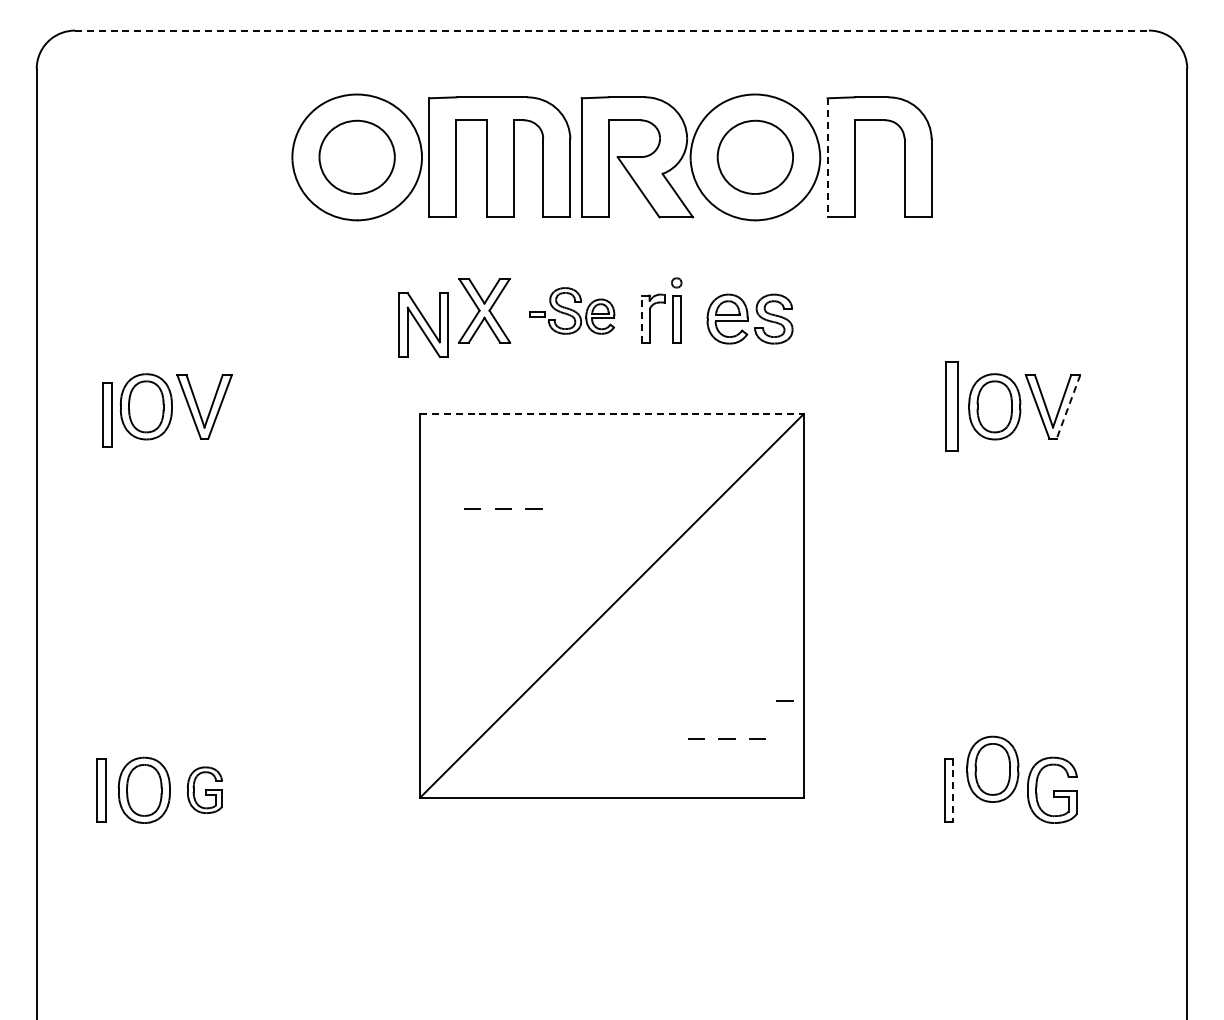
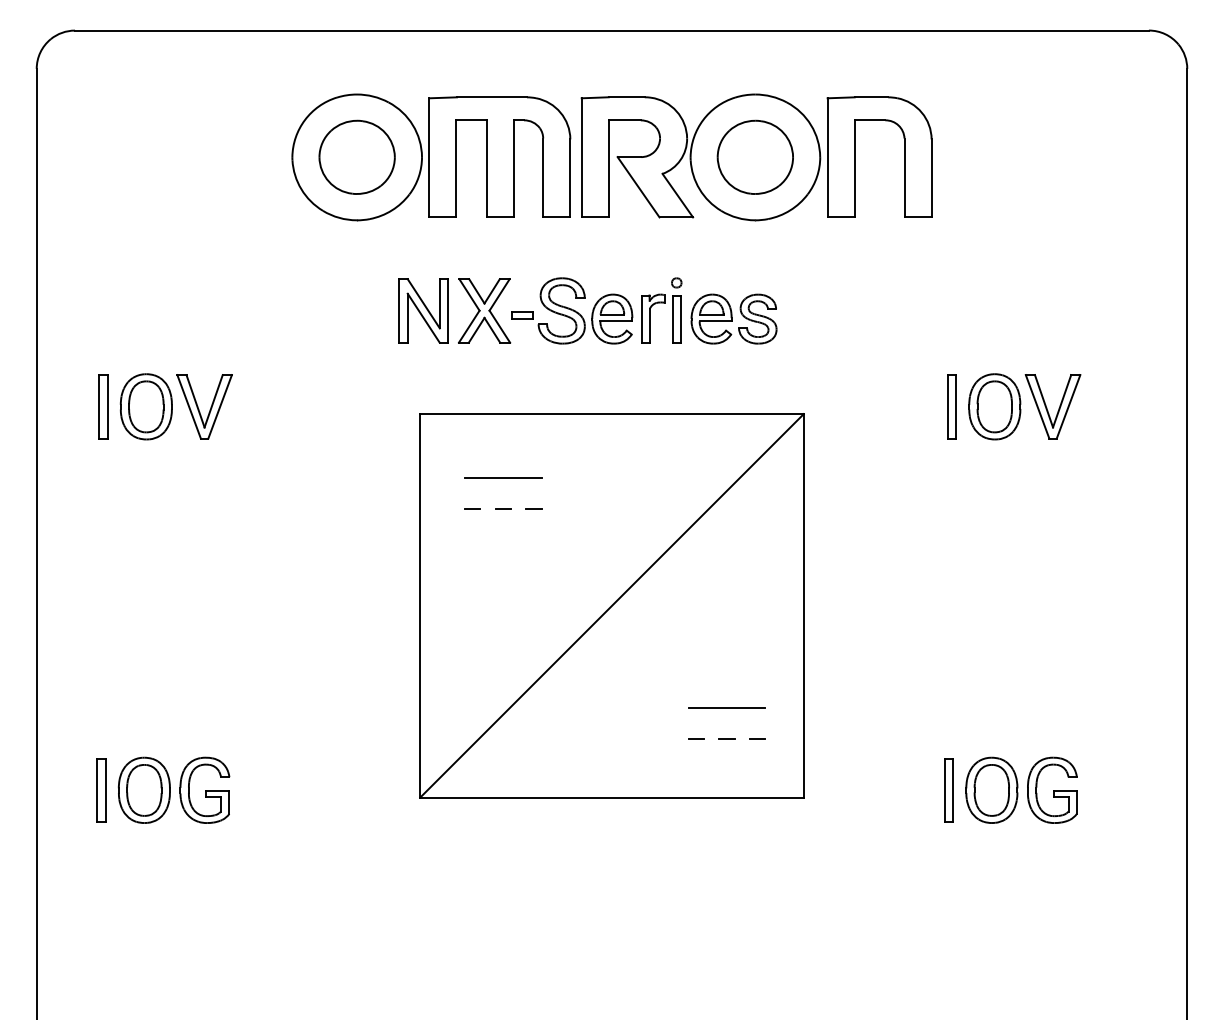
line: dashed -> solid (611, 30)
line: dashed -> solid (827, 157)
part size: 87x48 px -> 123x68 px (572, 310)
part position: (749, 318) -> (733, 318) (733, 318)
line: dashed -> solid (641, 319)
part position: (423, 324) -> (423, 310) (423, 310)
part size: 14x91 px -> 10x66 px (951, 406)
line: dashed -> solid (1068, 406)
part position: (107, 414) -> (103, 406) (103, 406)
line: dashed -> solid (612, 414)
line: none -> present (502, 478)
line: present -> none (784, 700)
line: none -> present (726, 708)
part position: (992, 768) -> (991, 789) (991, 789)
part size: 36x48 px -> 52x68 px (204, 789)
line: dashed -> solid (953, 790)
